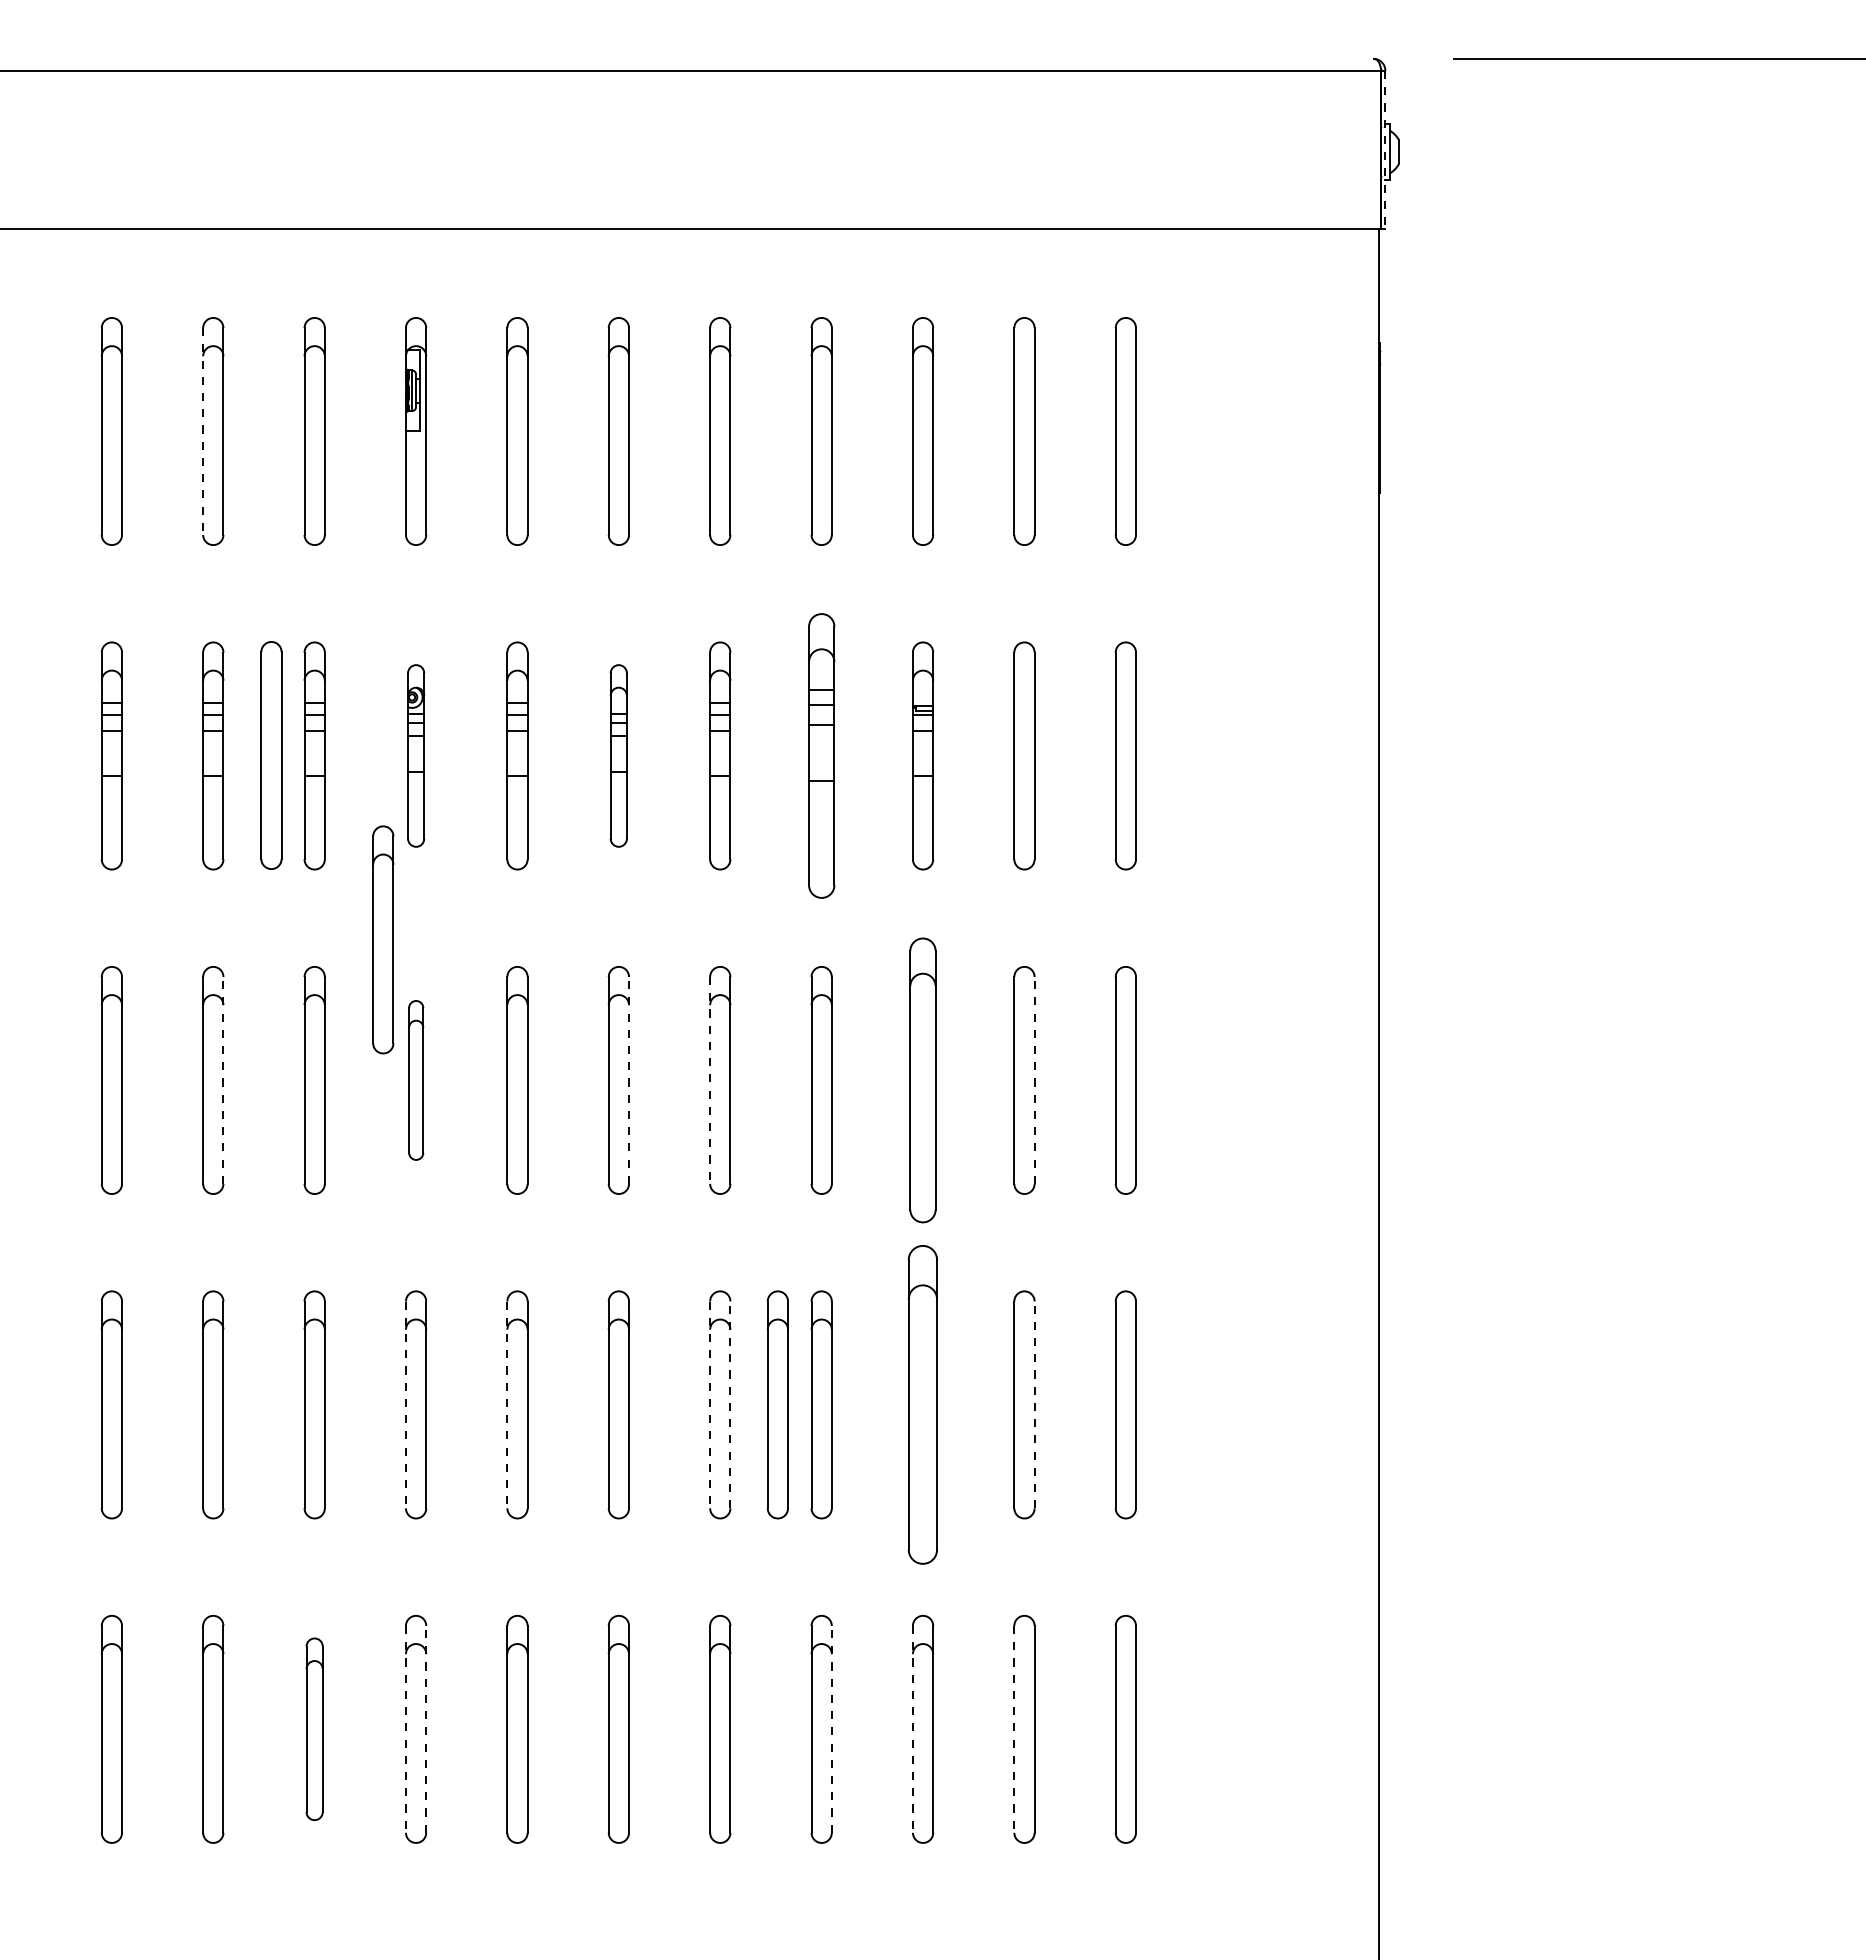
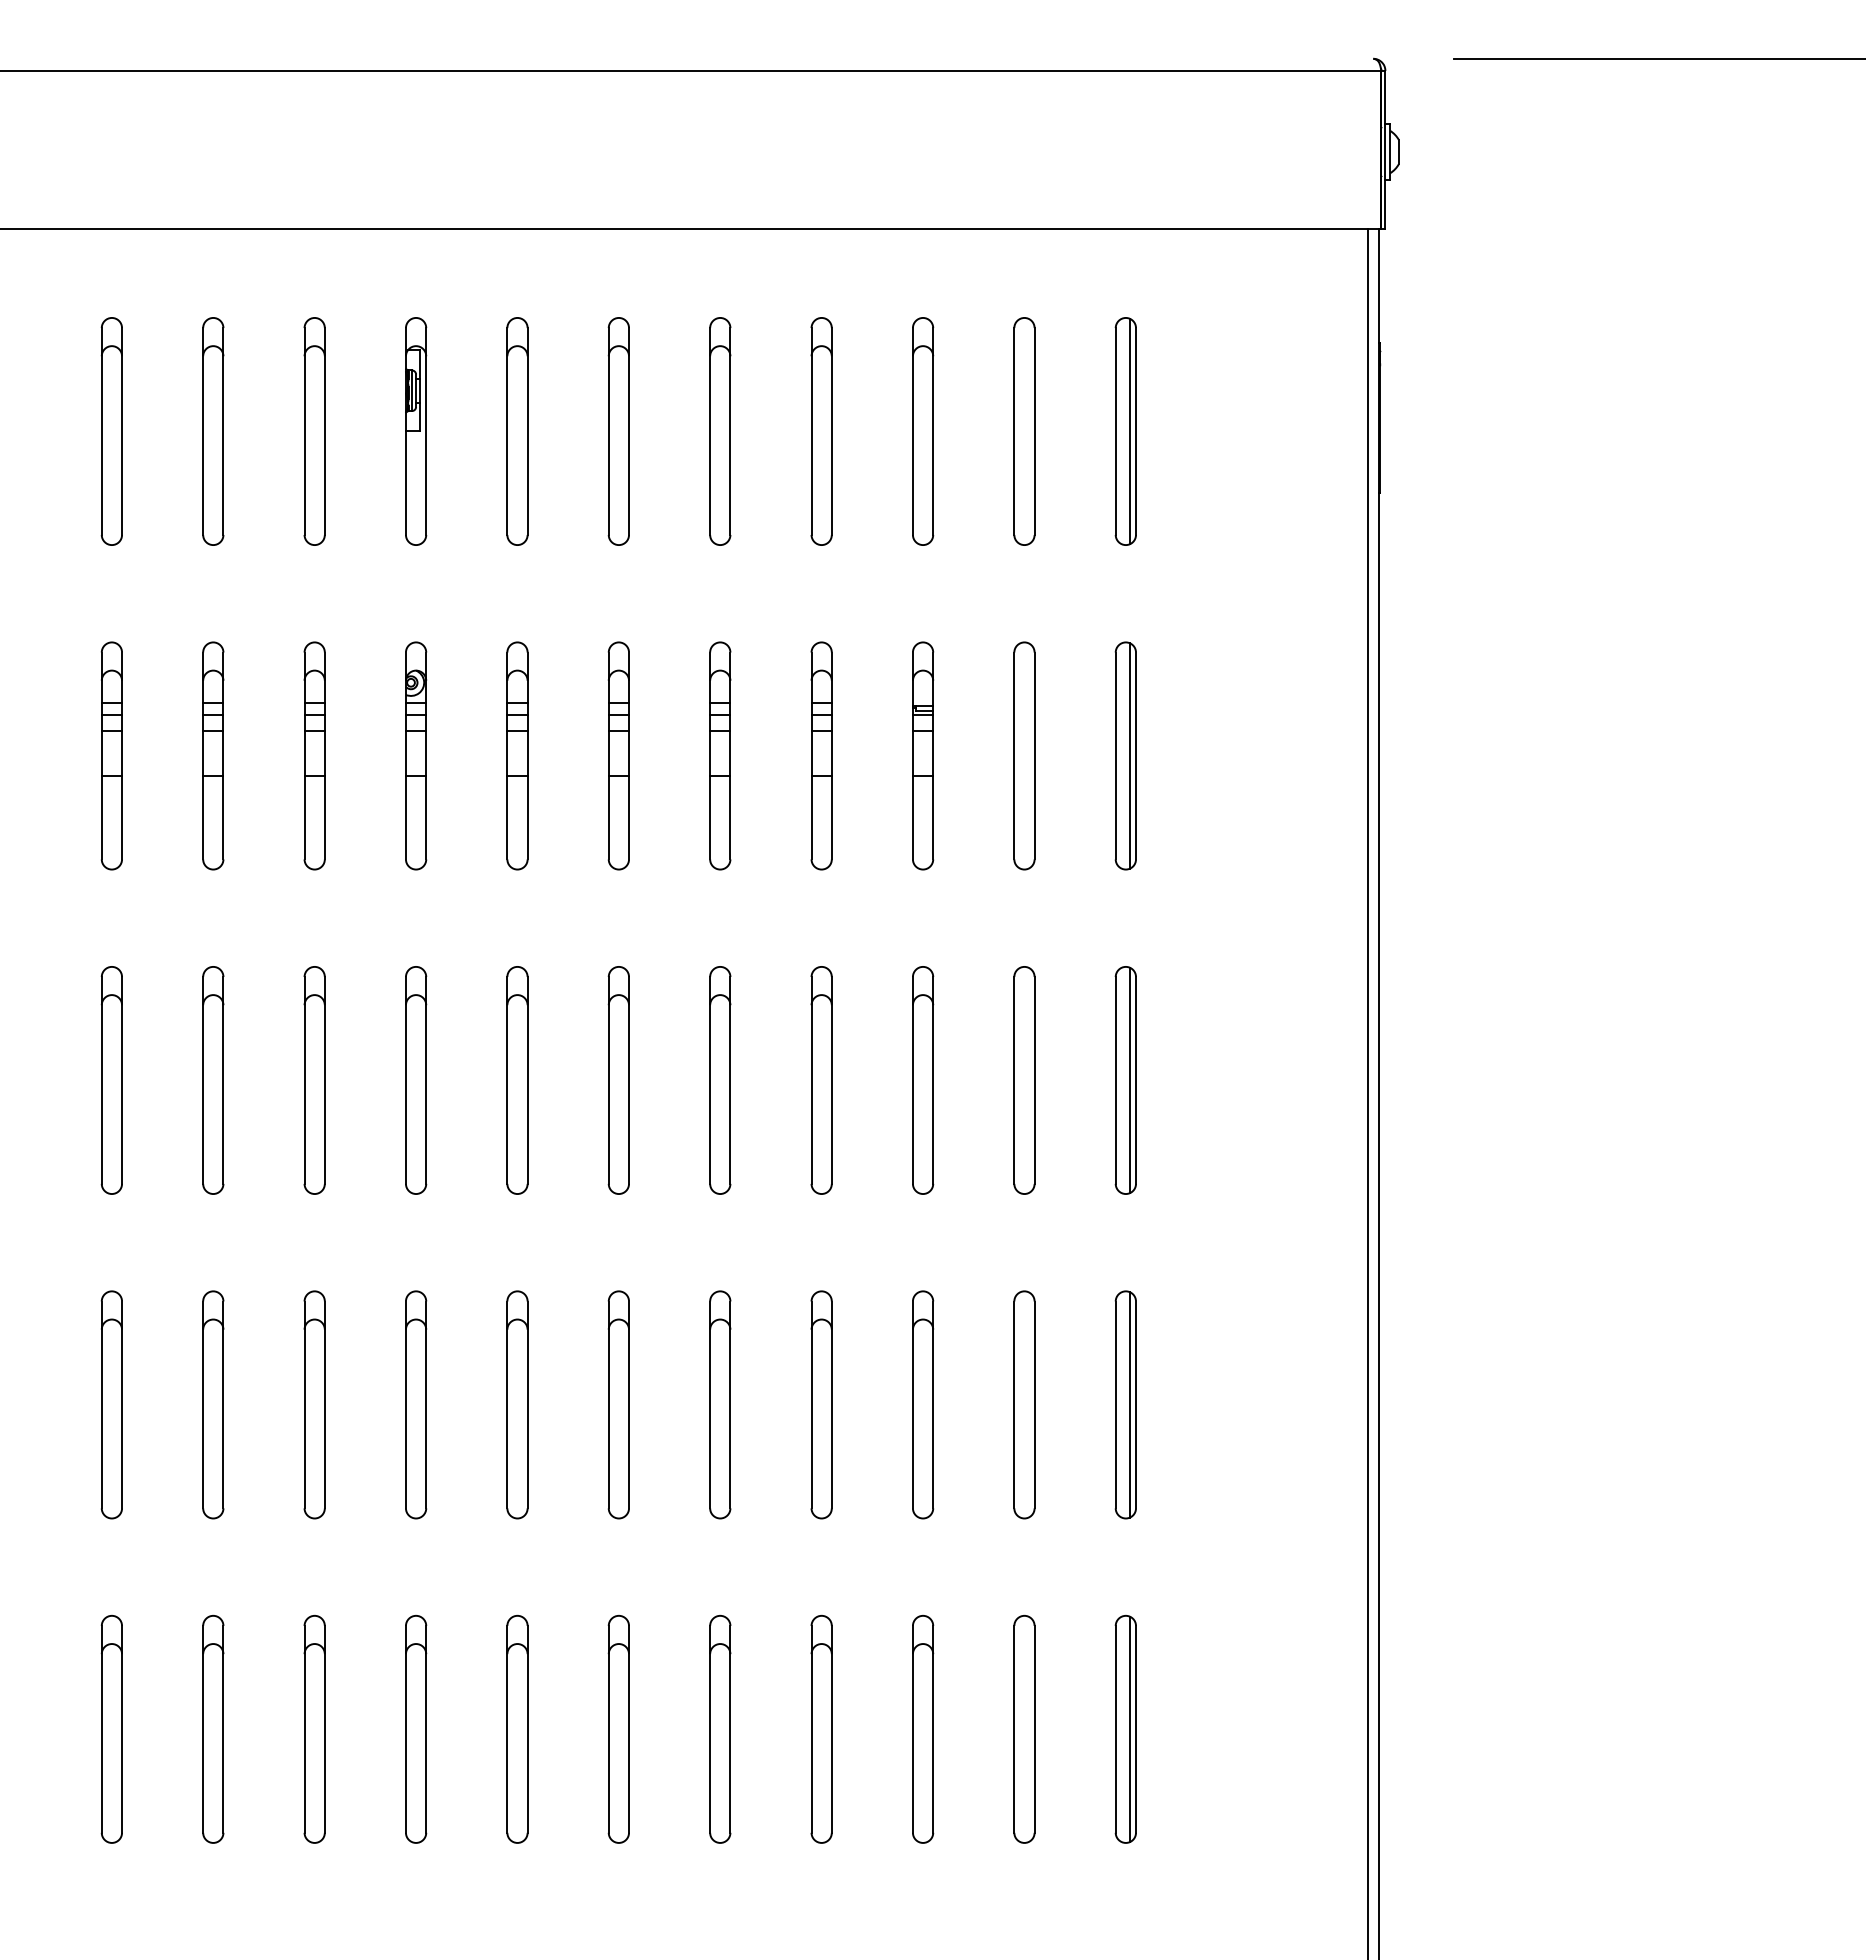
line: dashed -> solid (1385, 150)
line: none -> present (1129, 431)
line: dashed -> solid (203, 432)
part: present -> none (271, 755)
part size: 19x184 px -> 23x230 px (416, 755)
part size: 19x184 px -> 23x230 px (618, 755)
part size: 28x286 px -> 23x230 px (821, 755)
line: none -> present (1129, 755)
part: present -> none (383, 939)
line: dashed -> solid (223, 1079)
line: dashed -> solid (629, 1079)
line: dashed -> solid (1034, 1079)
part size: 17x161 px -> 23x229 px (416, 1080)
line: dashed -> solid (710, 1080)
part size: 28x287 px -> 23x229 px (923, 1080)
line: none -> present (1129, 1080)
line: none -> present (1368, 1092)
line: dashed -> solid (730, 1404)
part: present -> none (777, 1404)
part size: 31x320 px -> 23x230 px (923, 1404)
line: dashed -> solid (1034, 1404)
line: none -> present (1129, 1404)
line: dashed -> solid (405, 1405)
line: dashed -> solid (507, 1405)
line: dashed -> solid (710, 1405)
part size: 19x184 px -> 23x230 px (314, 1728)
line: dashed -> solid (426, 1728)
line: dashed -> solid (831, 1728)
line: dashed -> solid (405, 1729)
line: dashed -> solid (912, 1729)
line: dashed -> solid (1014, 1729)
line: none -> present (1129, 1729)
